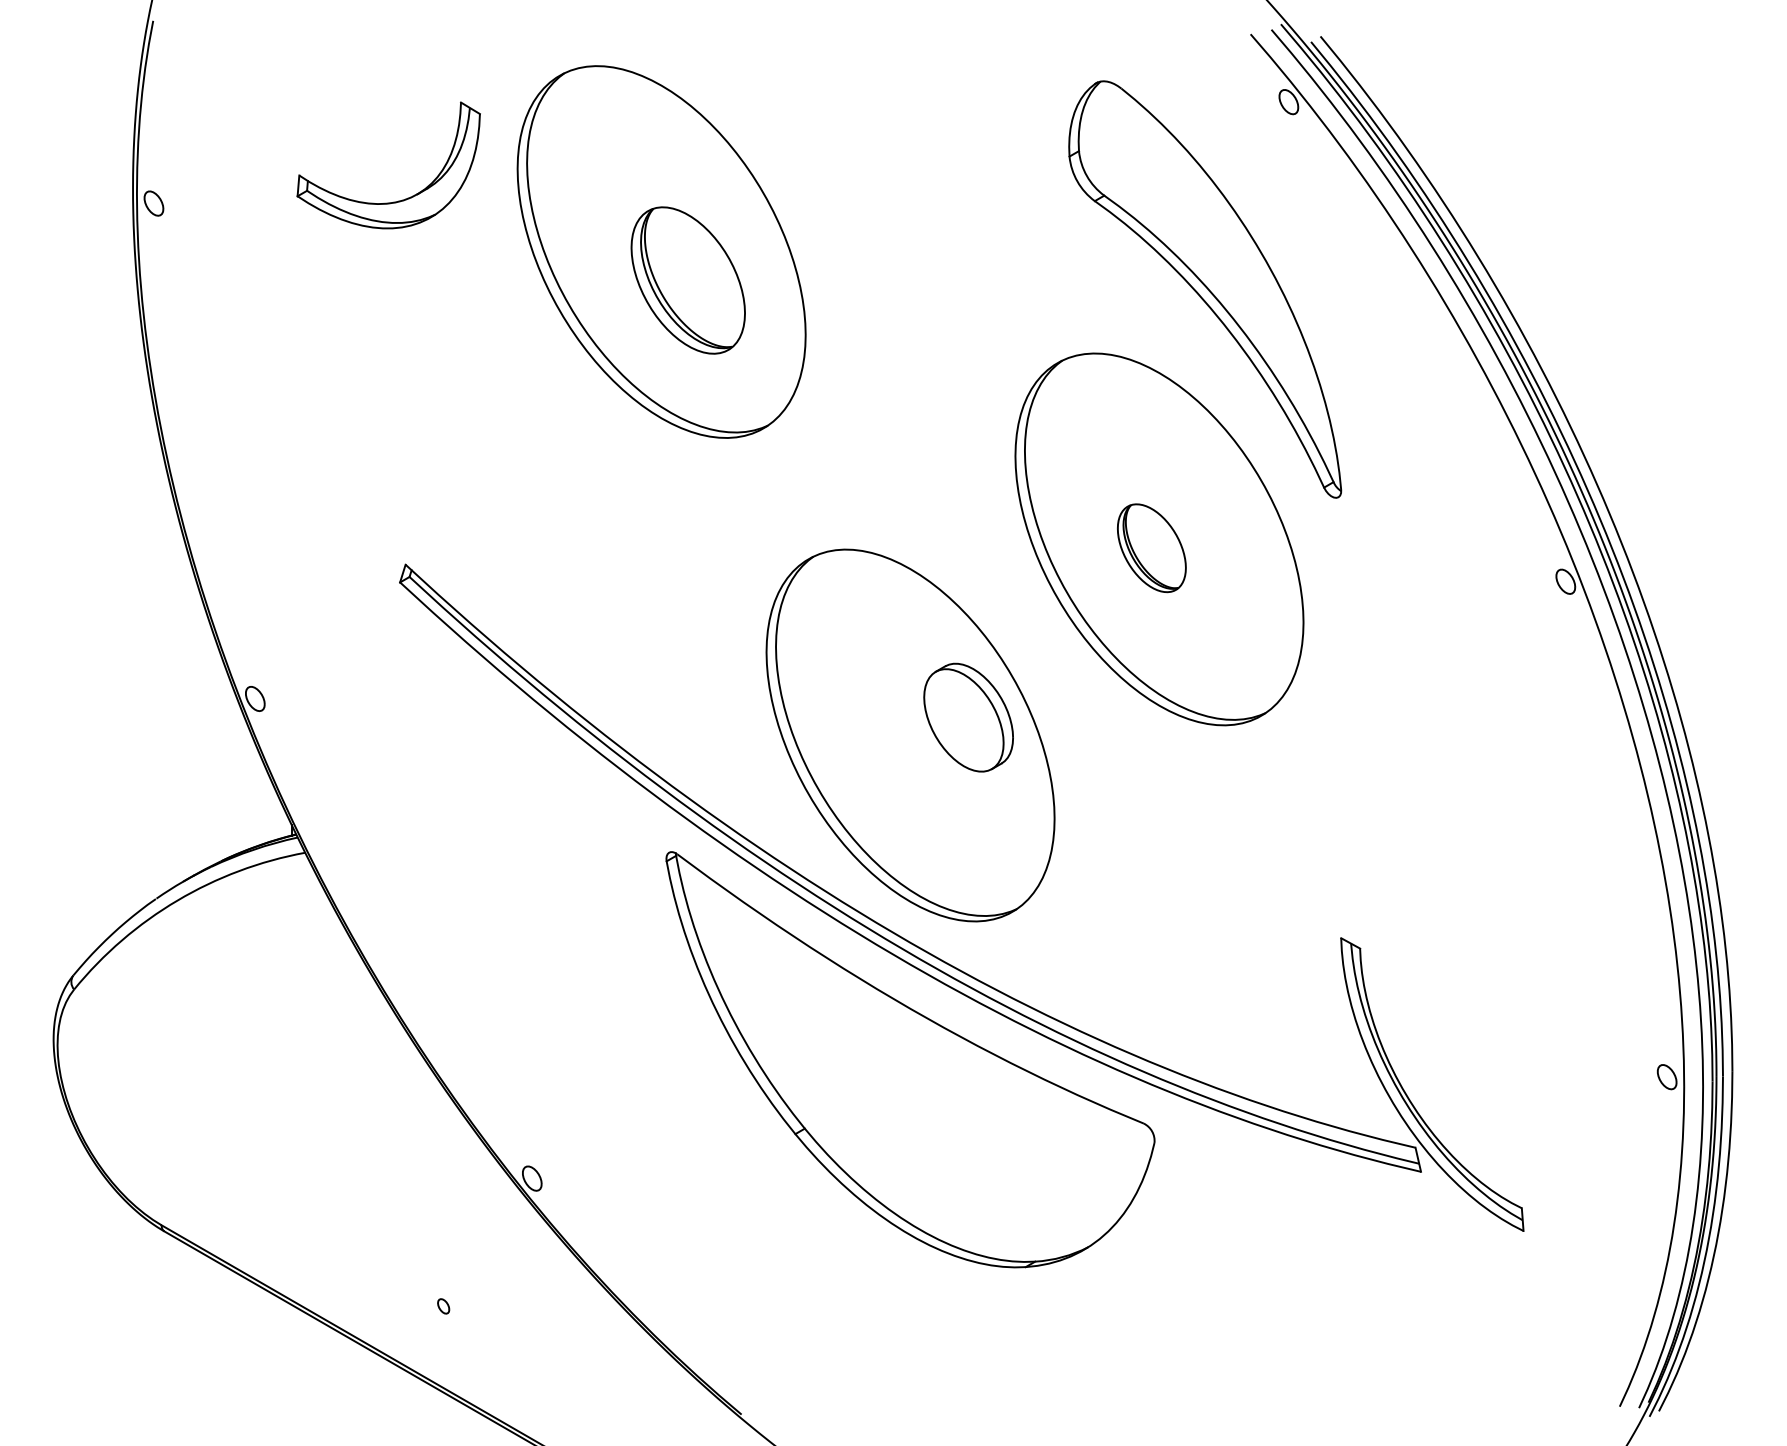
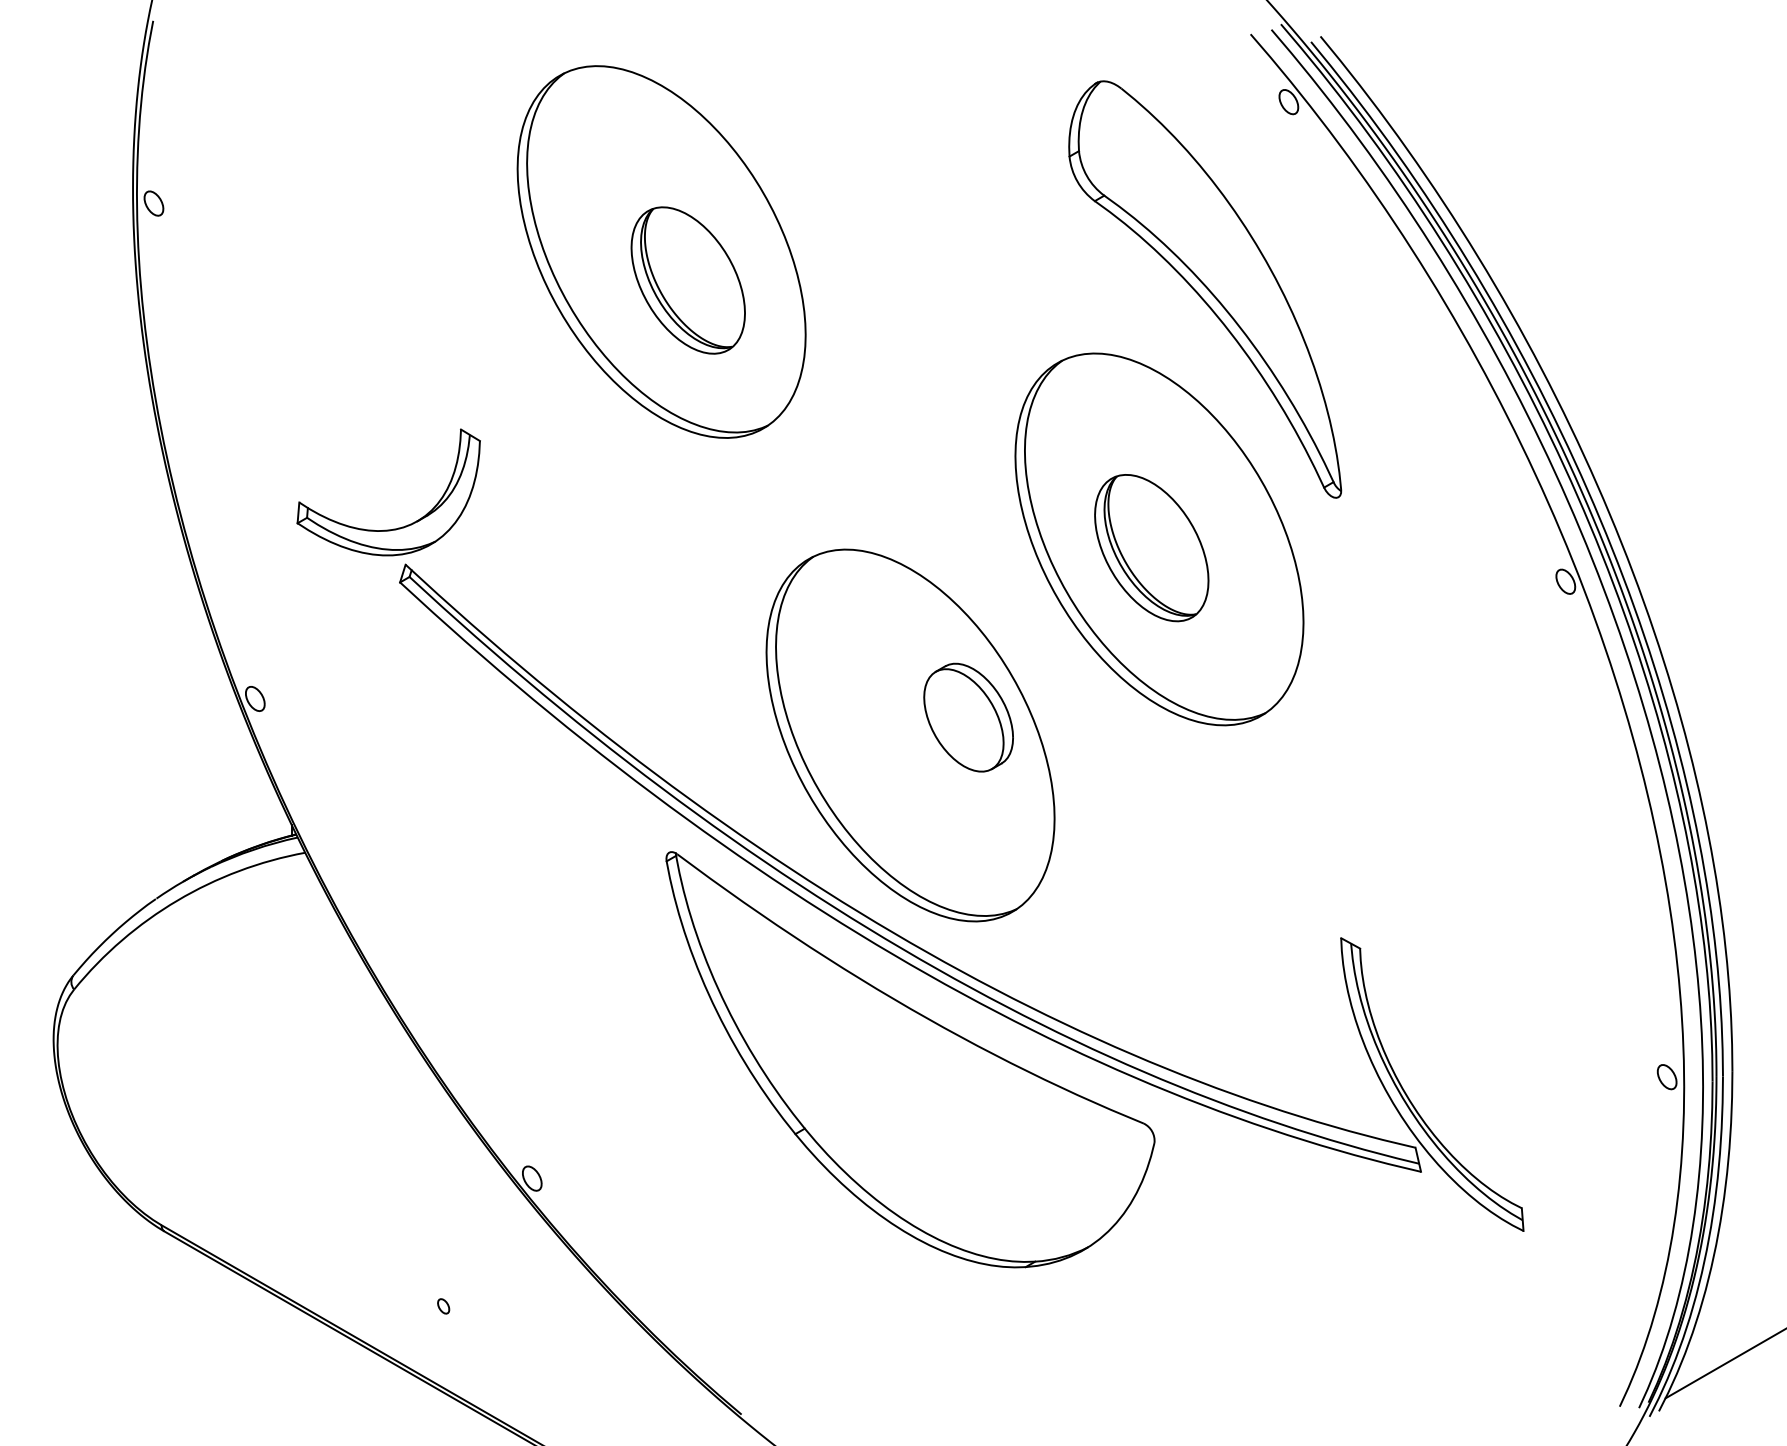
part position: (393, 201) -> (393, 528) (393, 528)
part size: 70x91 px -> 116x149 px (1151, 548)
line: none -> present (1724, 1364)
